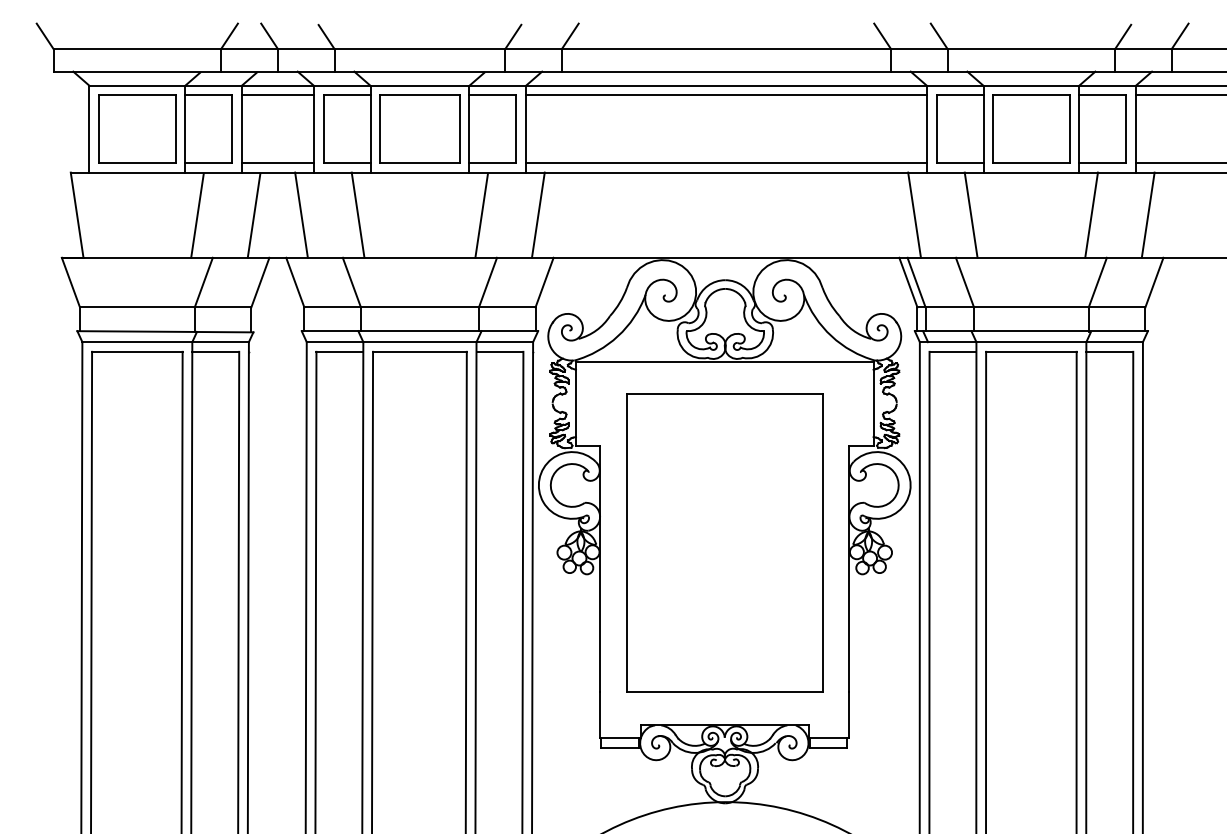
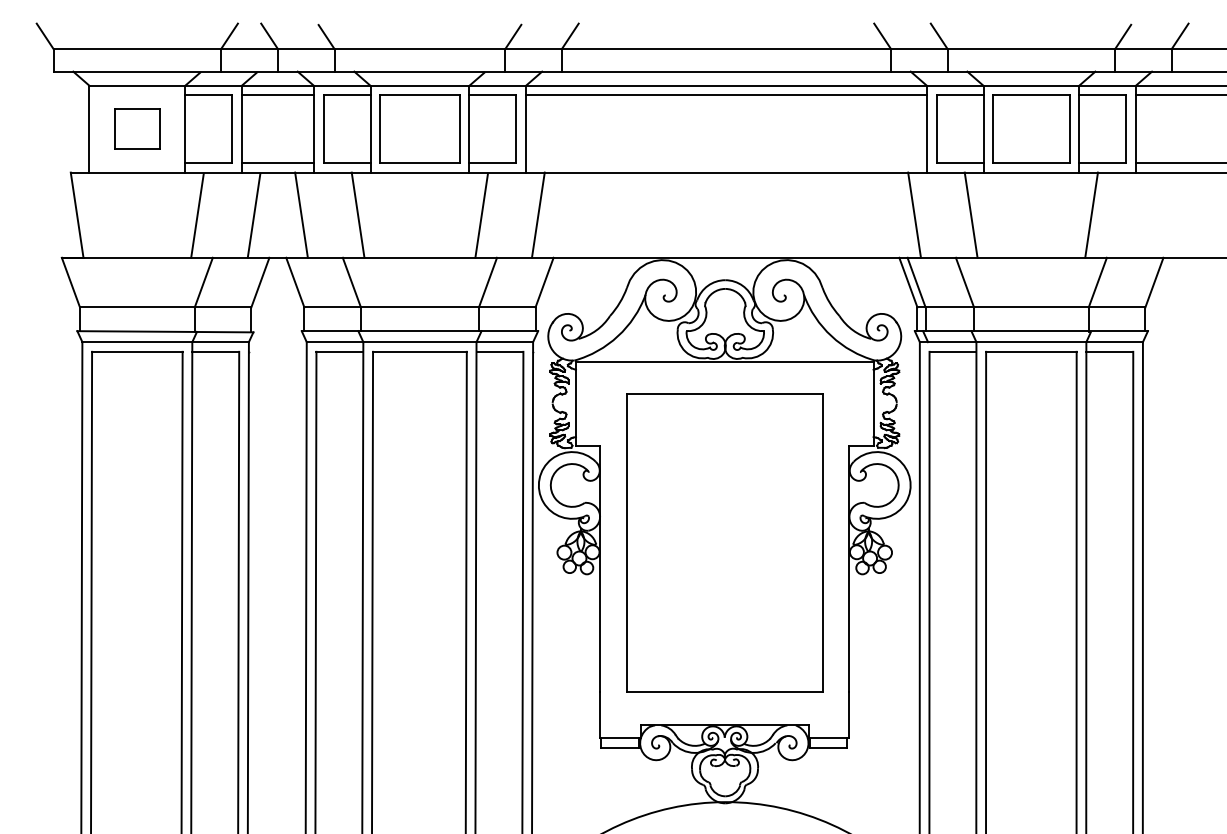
part size: 79x70 px -> 47x42 px (137, 128)
line: present -> none (726, 162)
line: present -> none (1147, 214)
